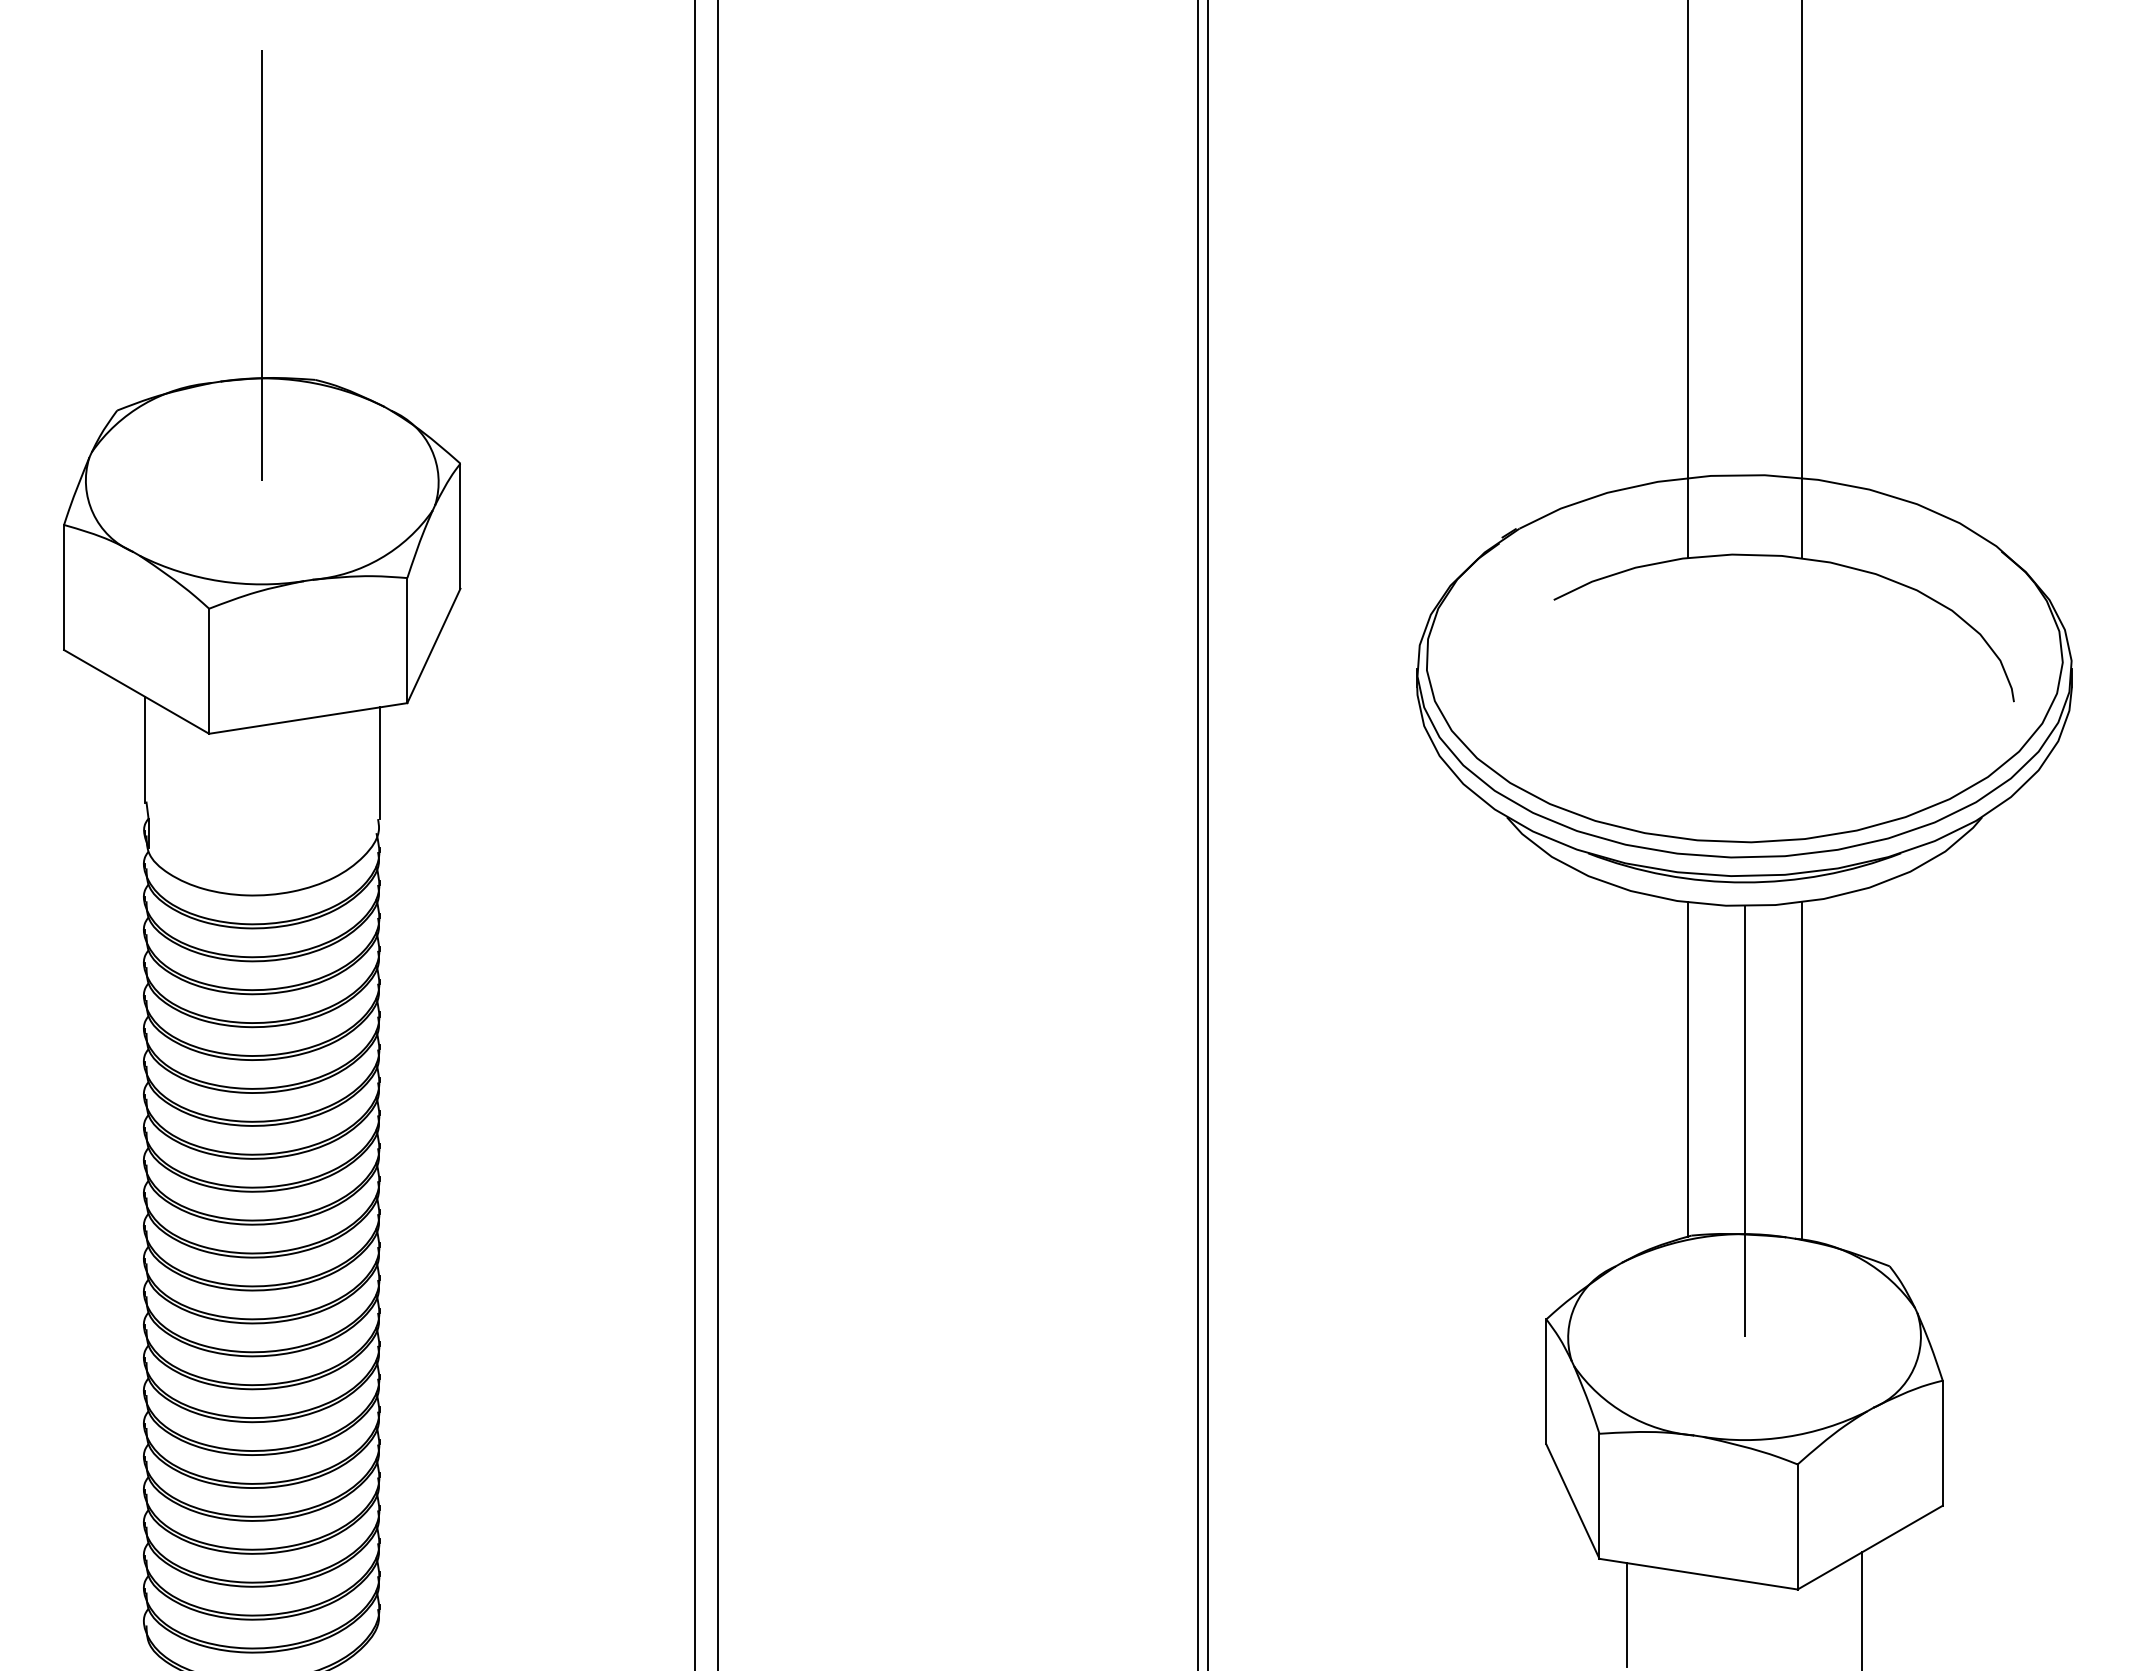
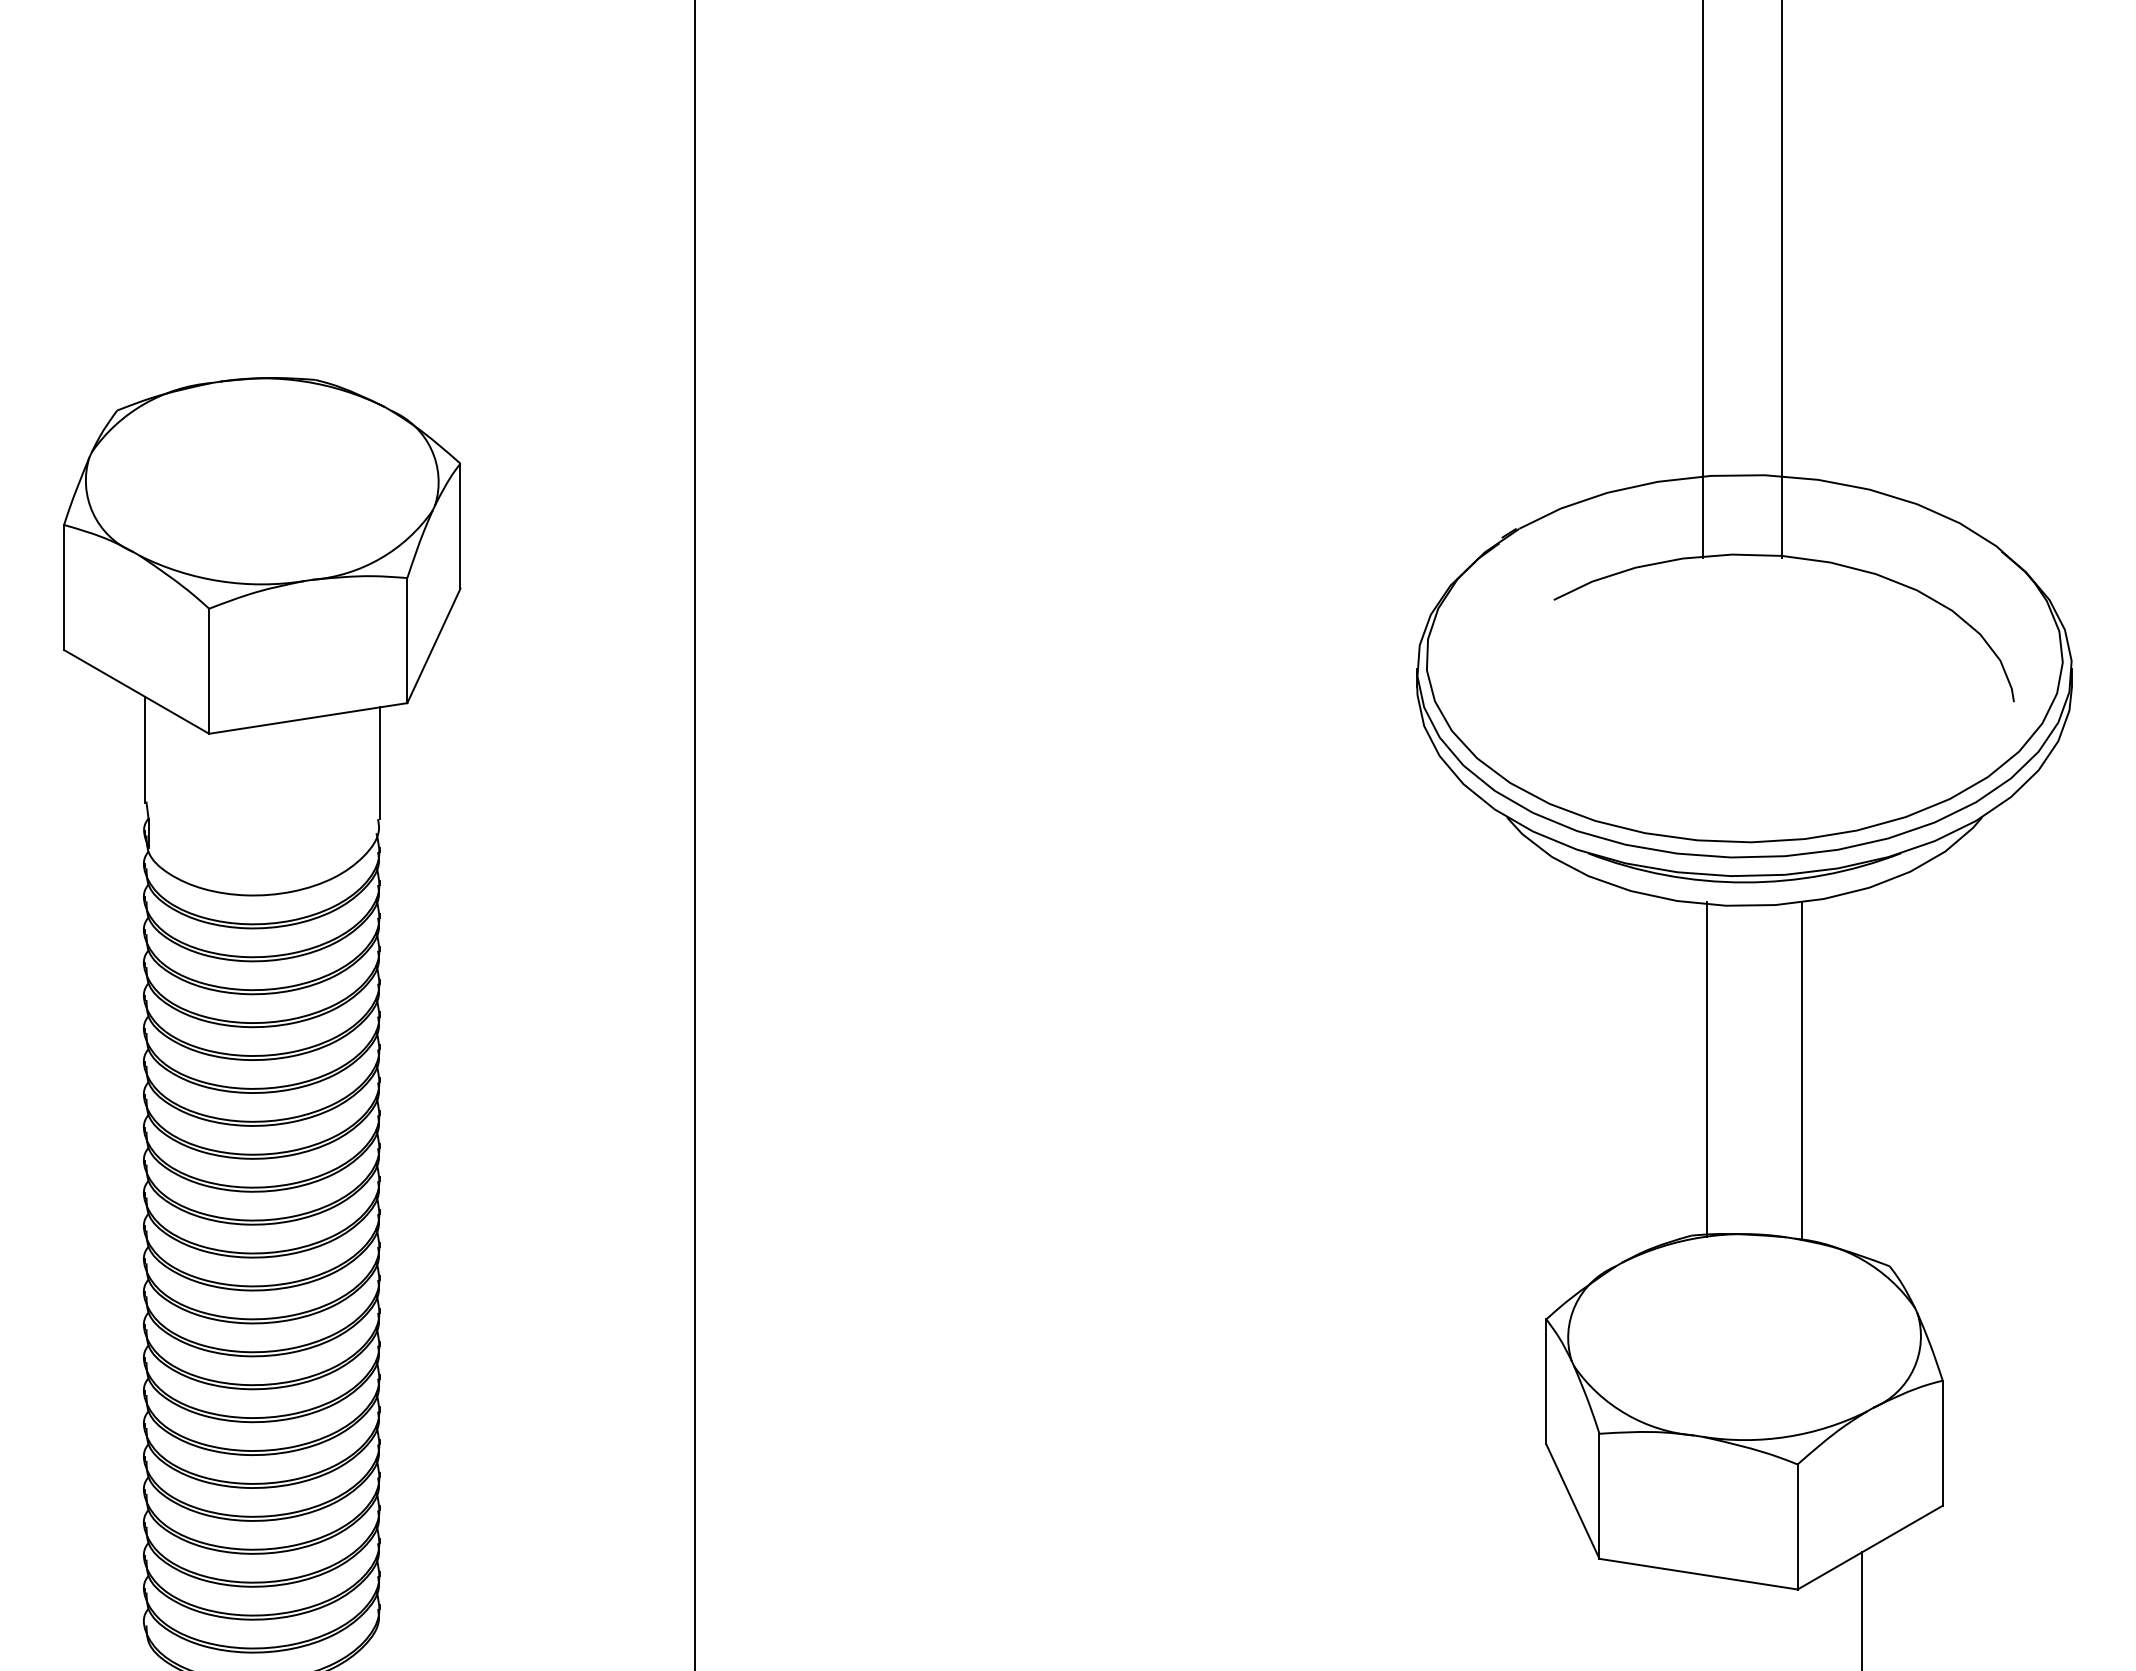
line: present -> none (262, 265)
line position: (1687, 279) -> (1702, 279) (1702, 279)
line position: (1801, 279) -> (1781, 279) (1781, 279)
line: present -> none (718, 834)
line: present -> none (1198, 834)
line: present -> none (1207, 834)
line position: (1687, 1069) -> (1706, 1069) (1706, 1069)
line: present -> none (1744, 1121)
line: present -> none (1626, 1614)
